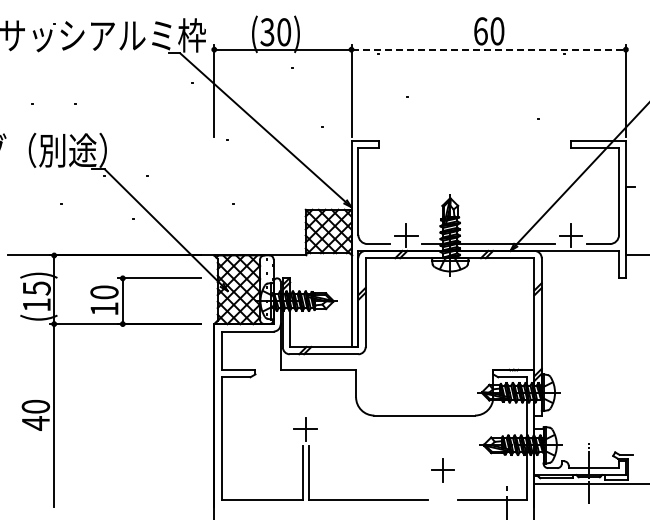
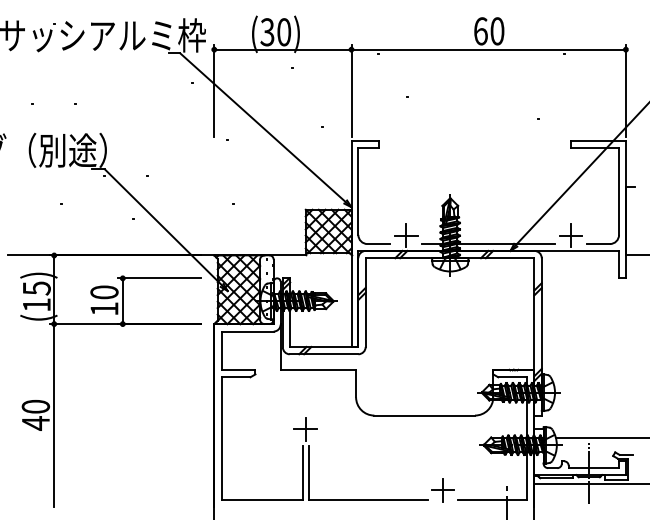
line: dashed -> solid (489, 49)
line: none -> present (601, 438)
part position: (442, 470) -> (442, 490) (442, 490)
